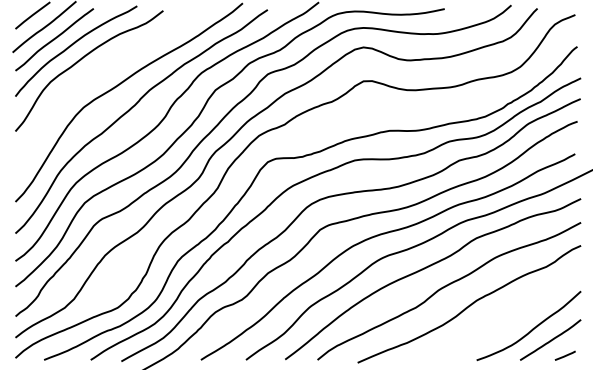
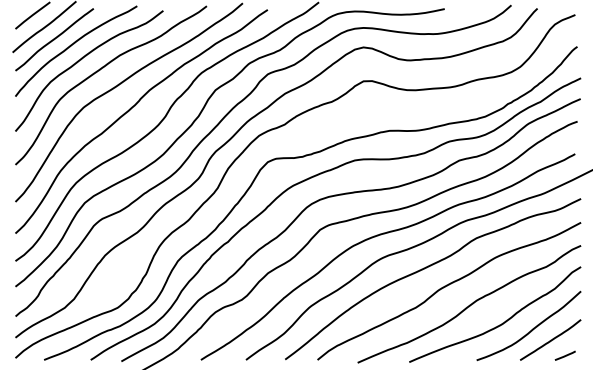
curve: none -> present (99, 71)
curve: none -> present (502, 322)
